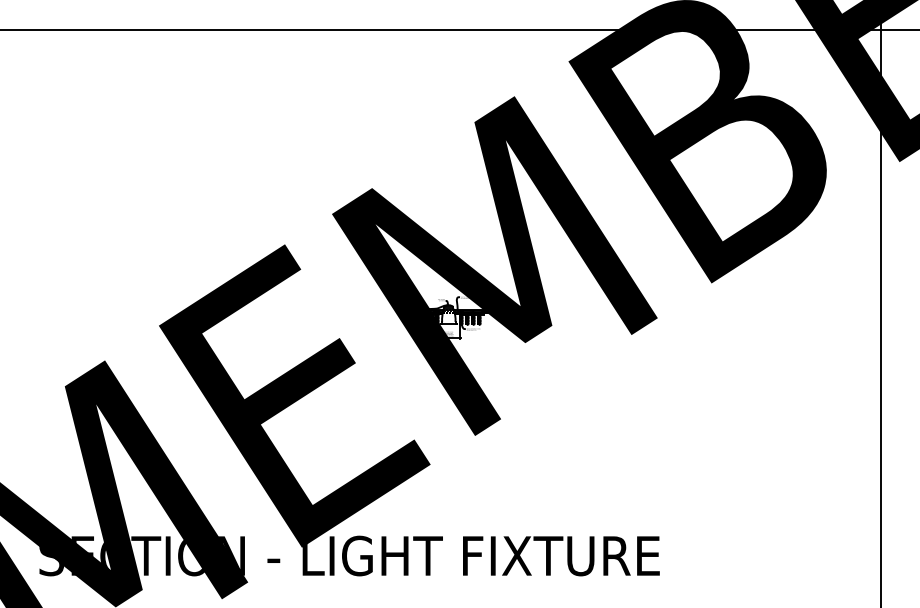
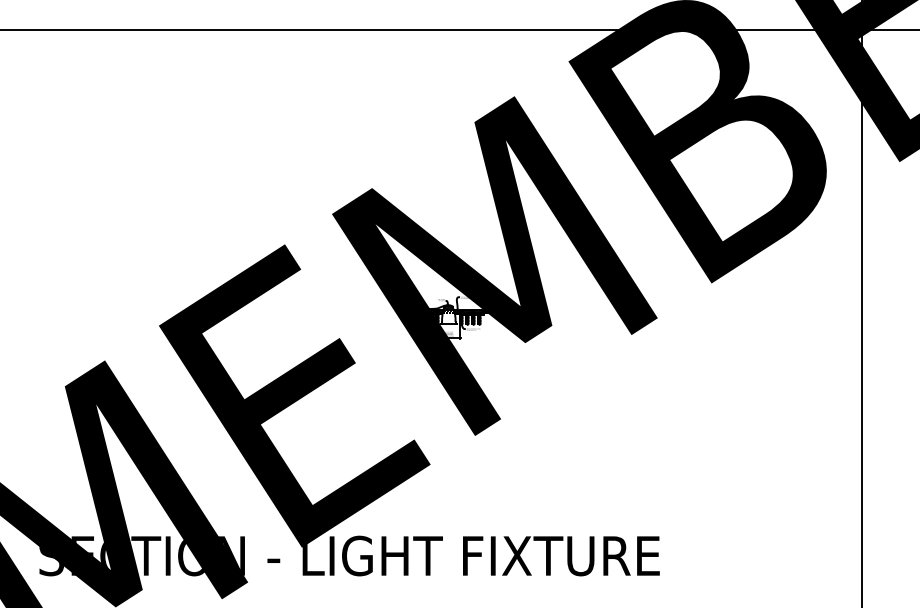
line position: (881, 303) -> (862, 303) (862, 303)
